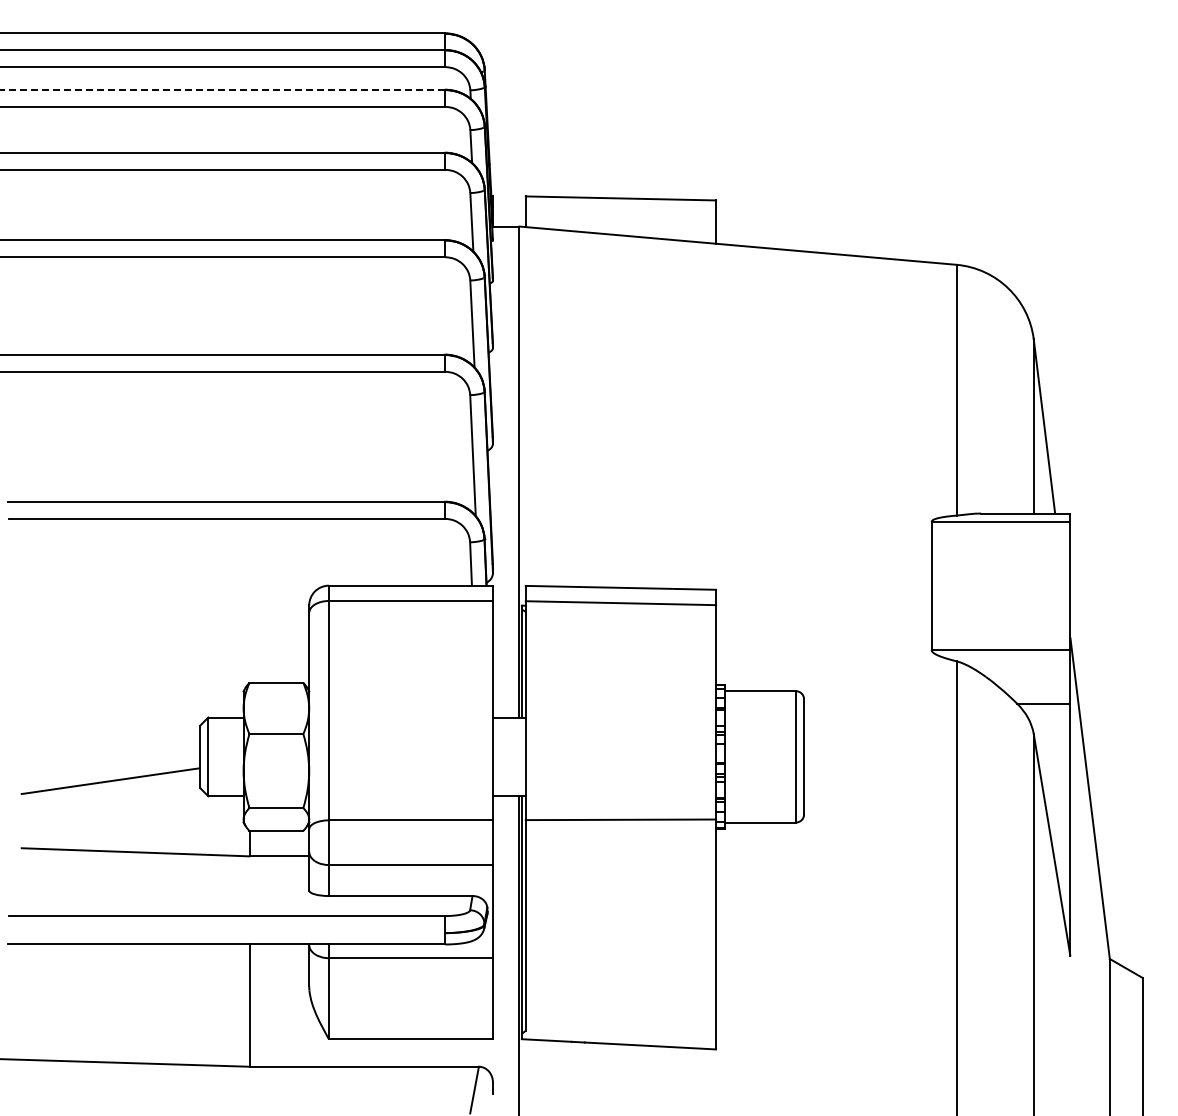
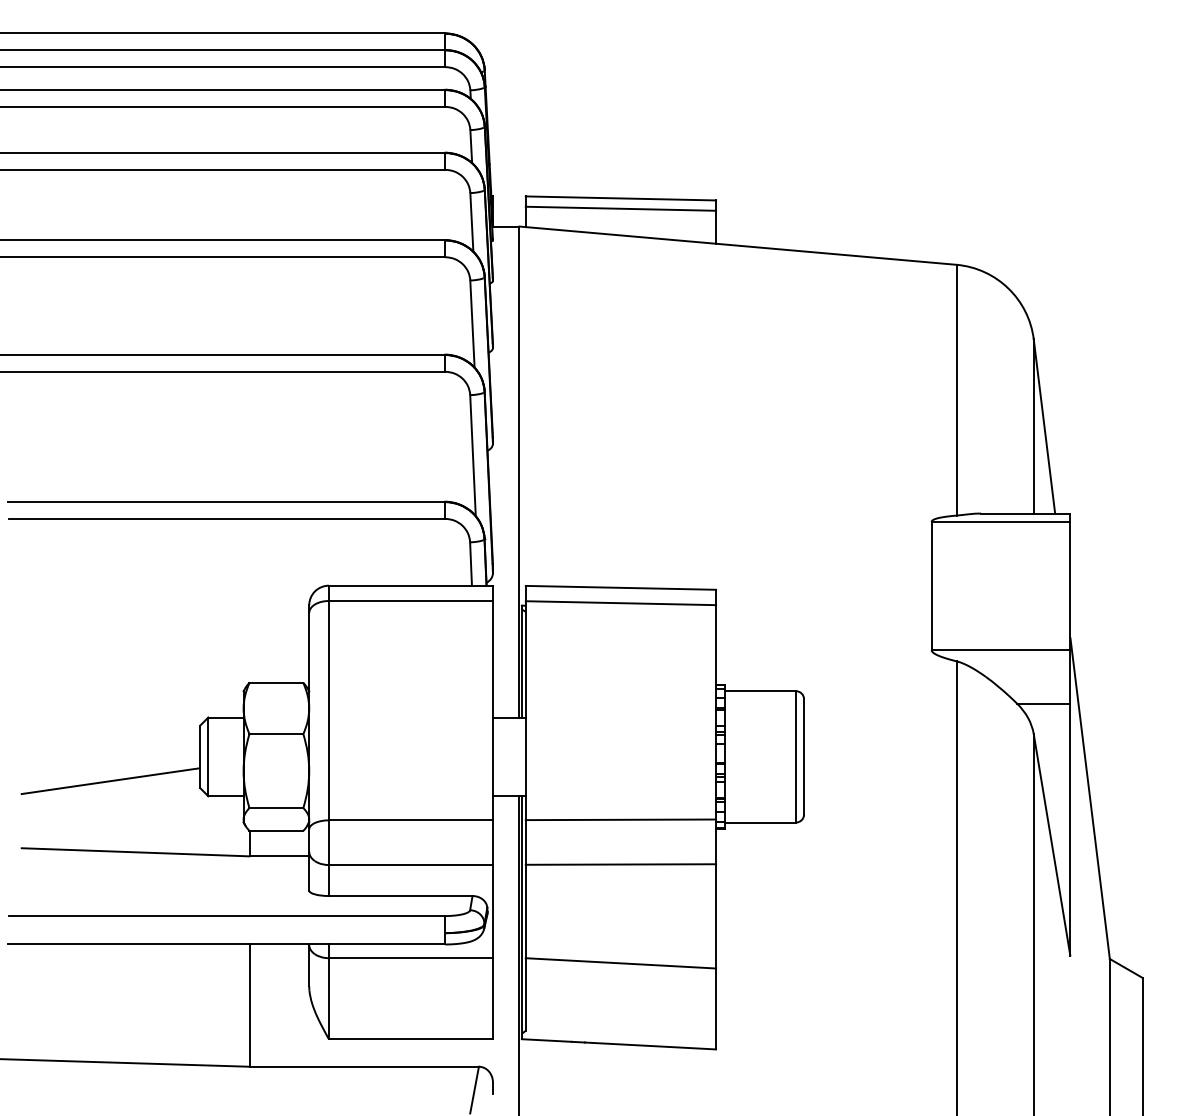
line: dashed -> solid (222, 89)
line: none -> present (620, 208)
line: none -> present (620, 864)
line: none -> present (620, 963)
